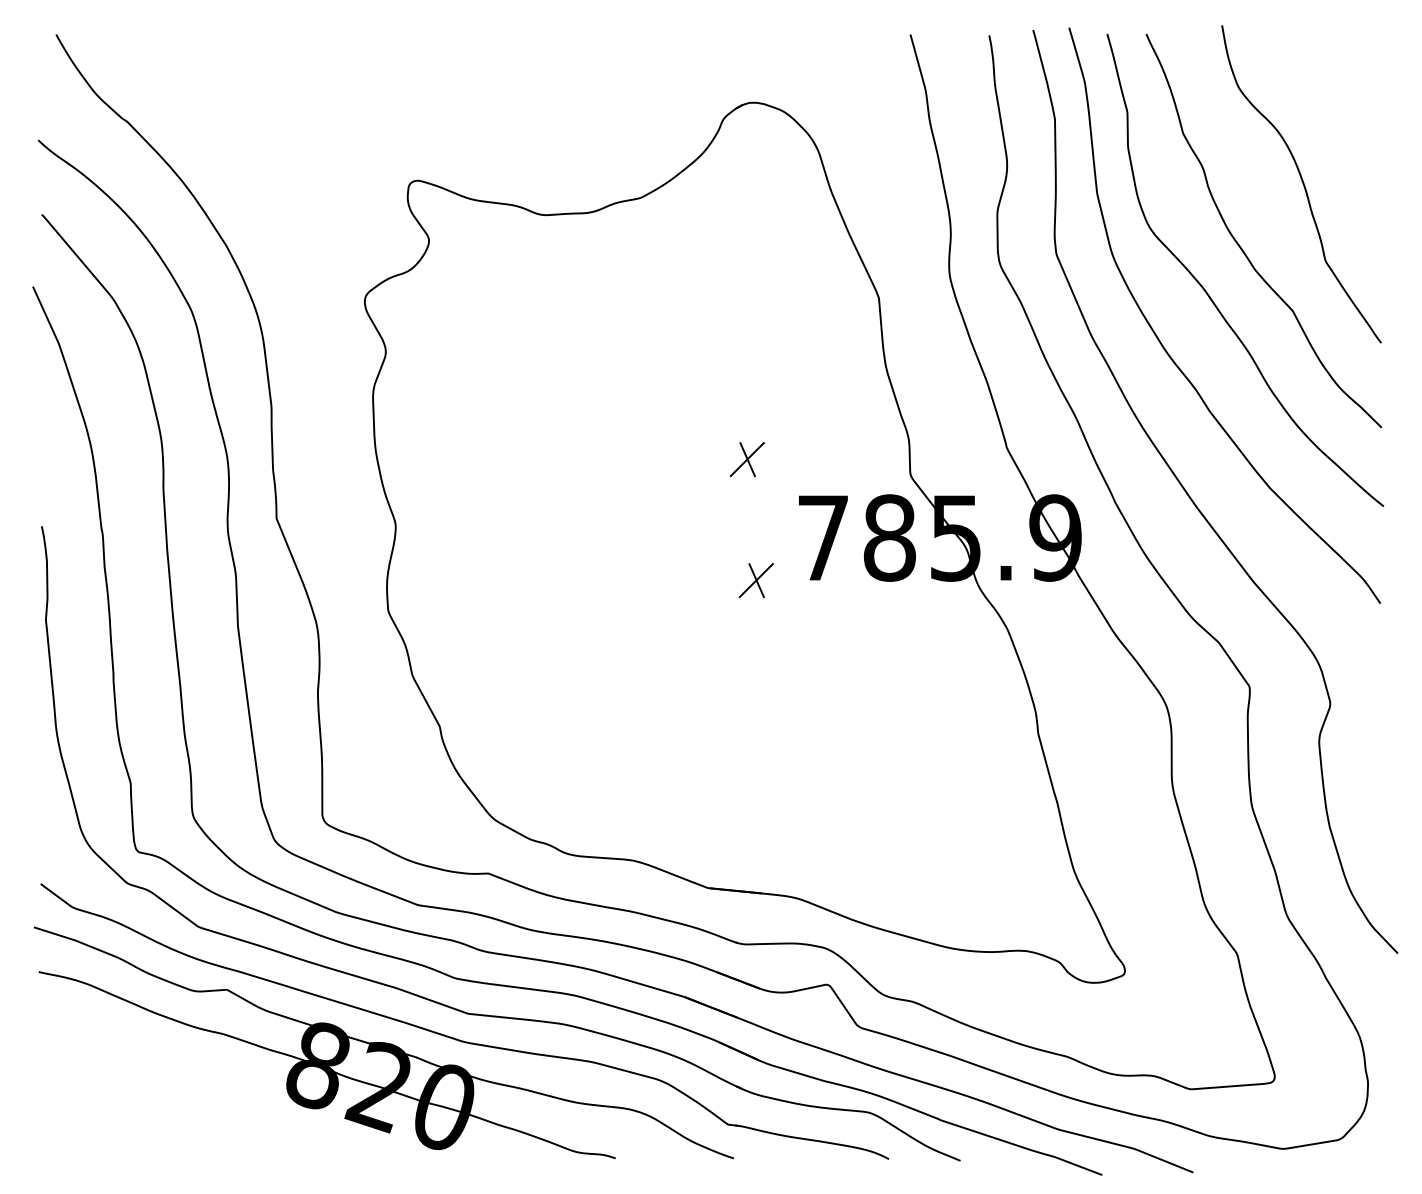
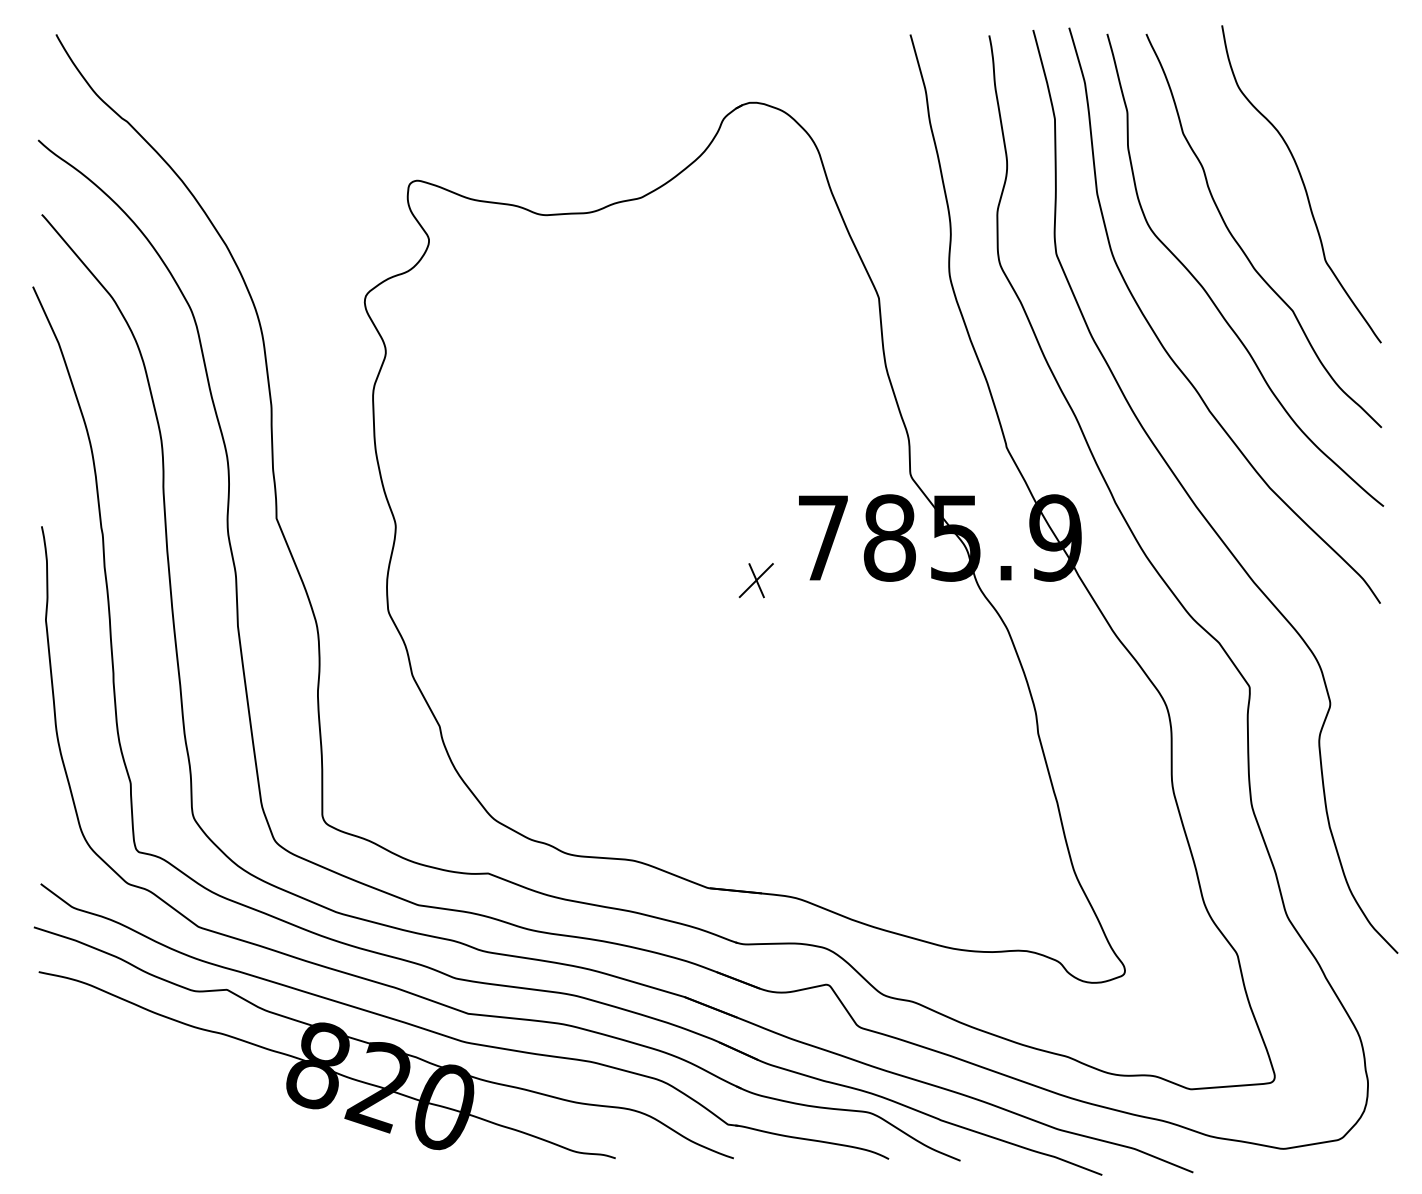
part: present -> none (746, 459)
